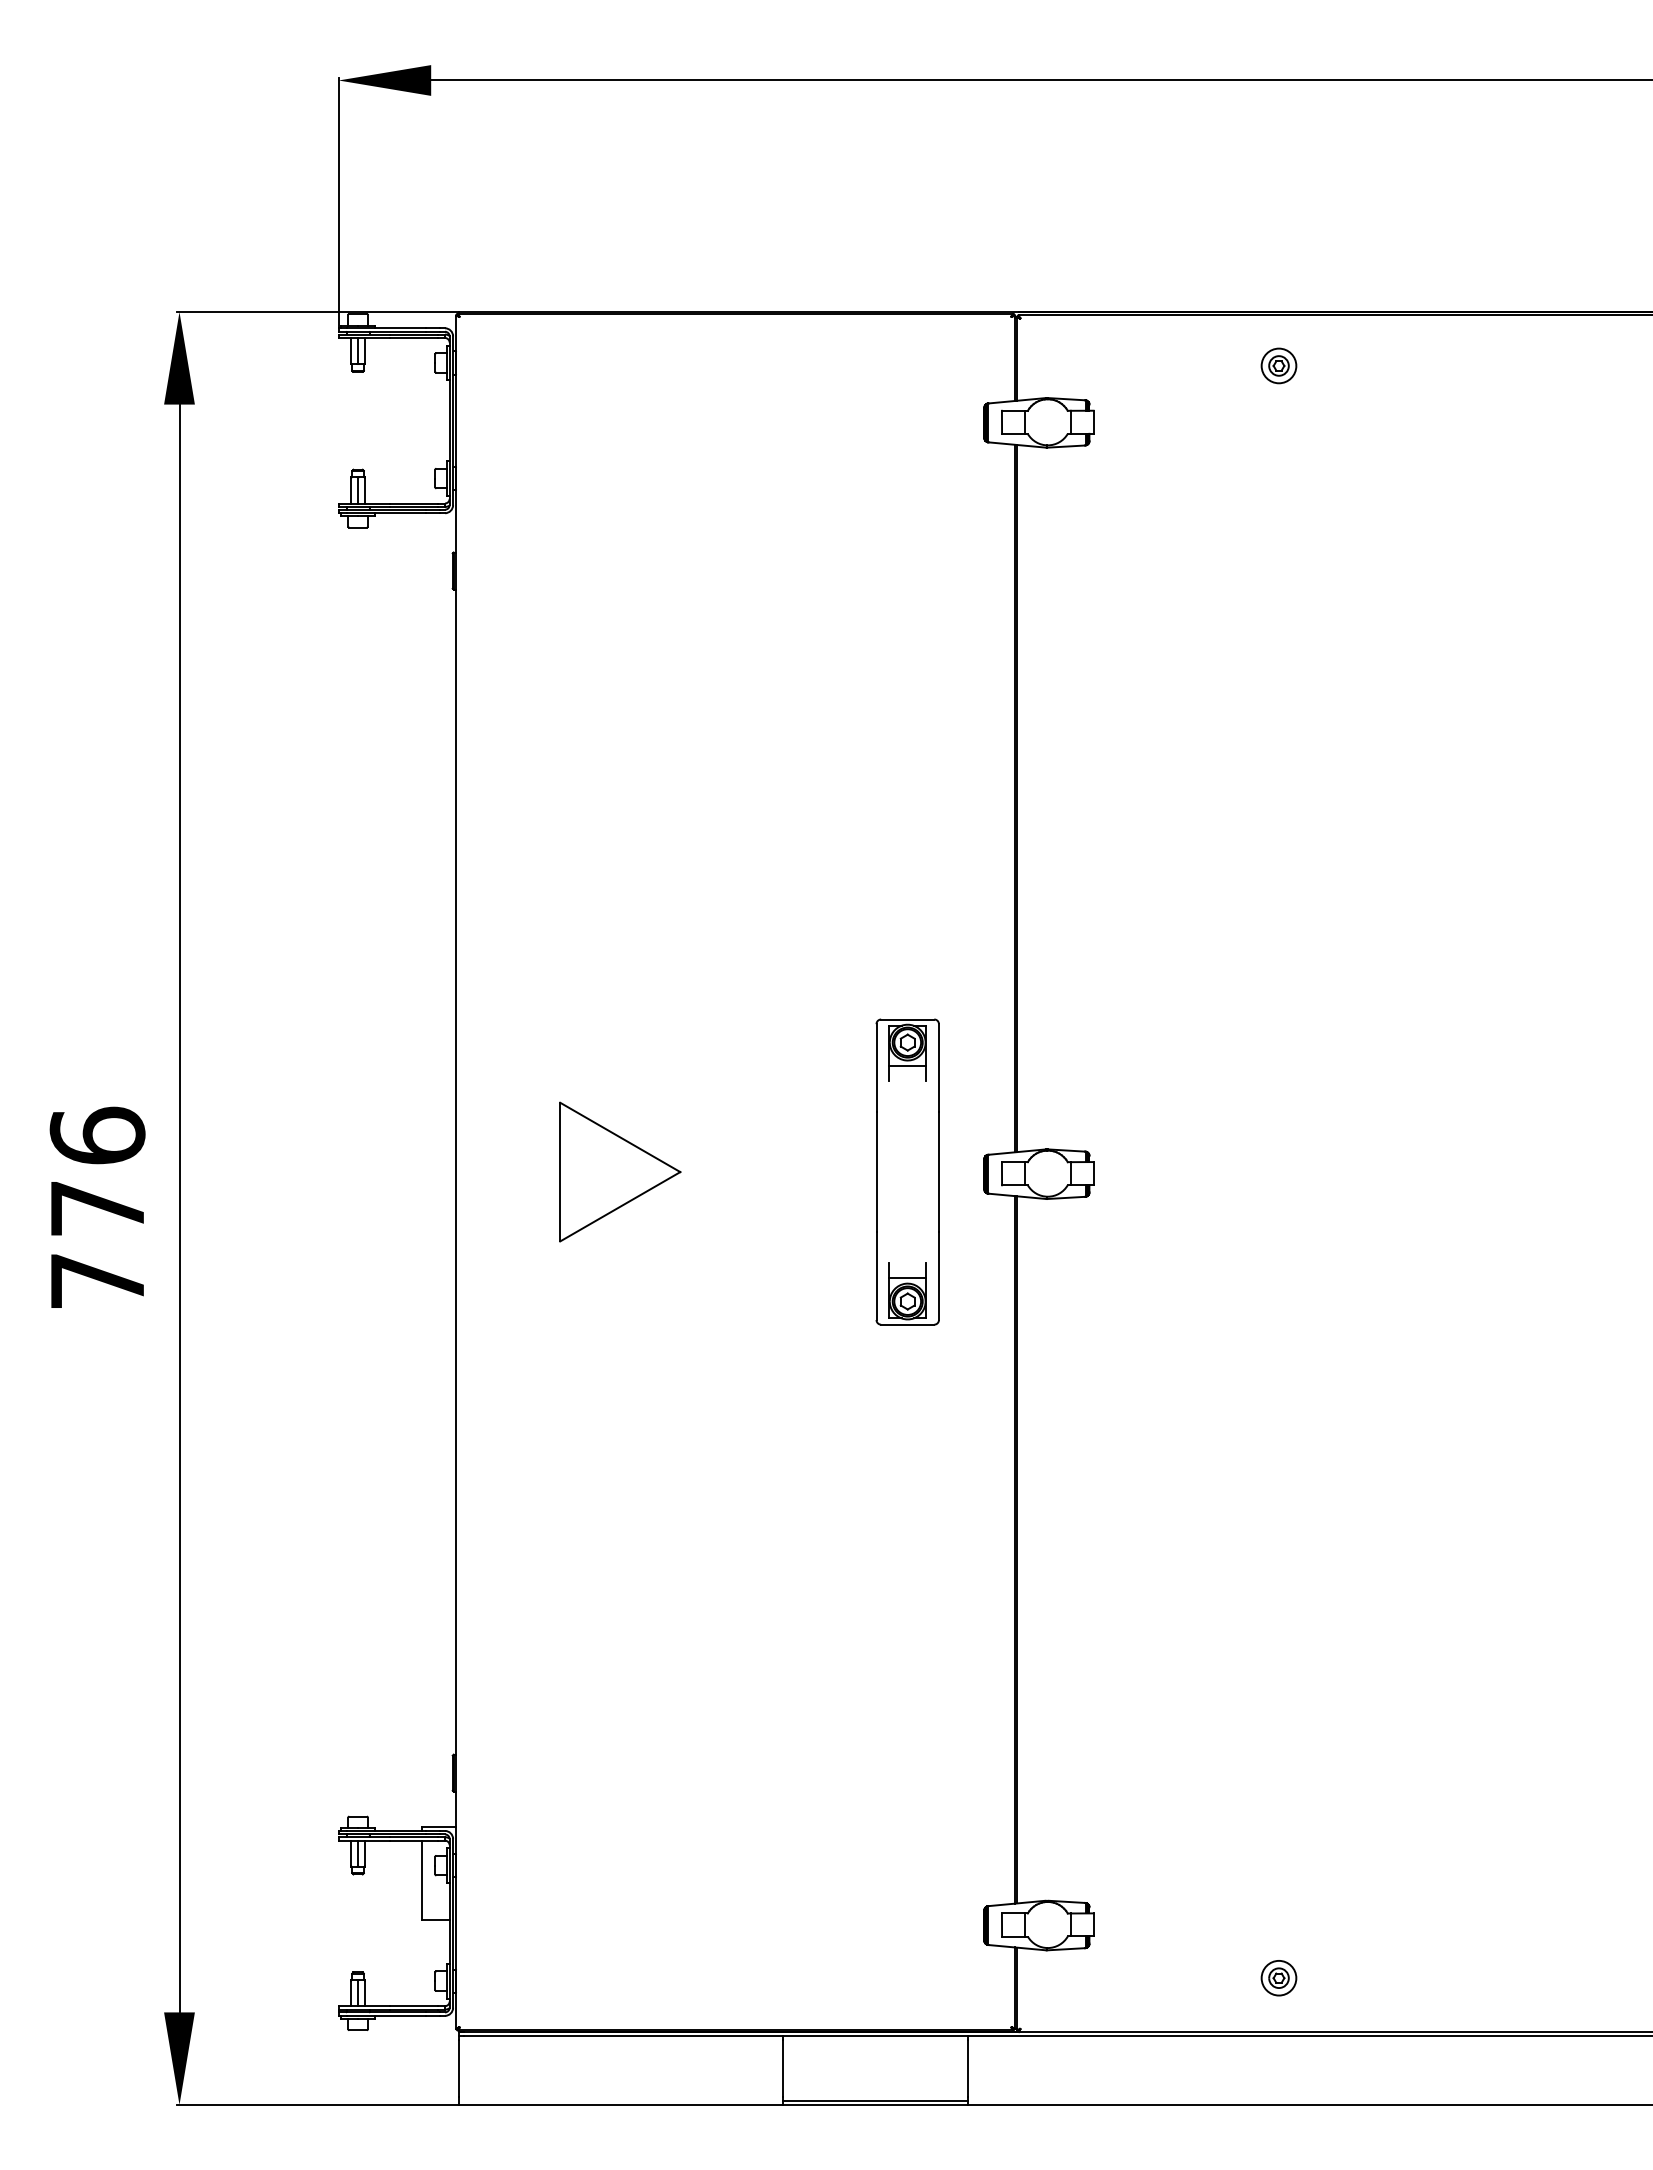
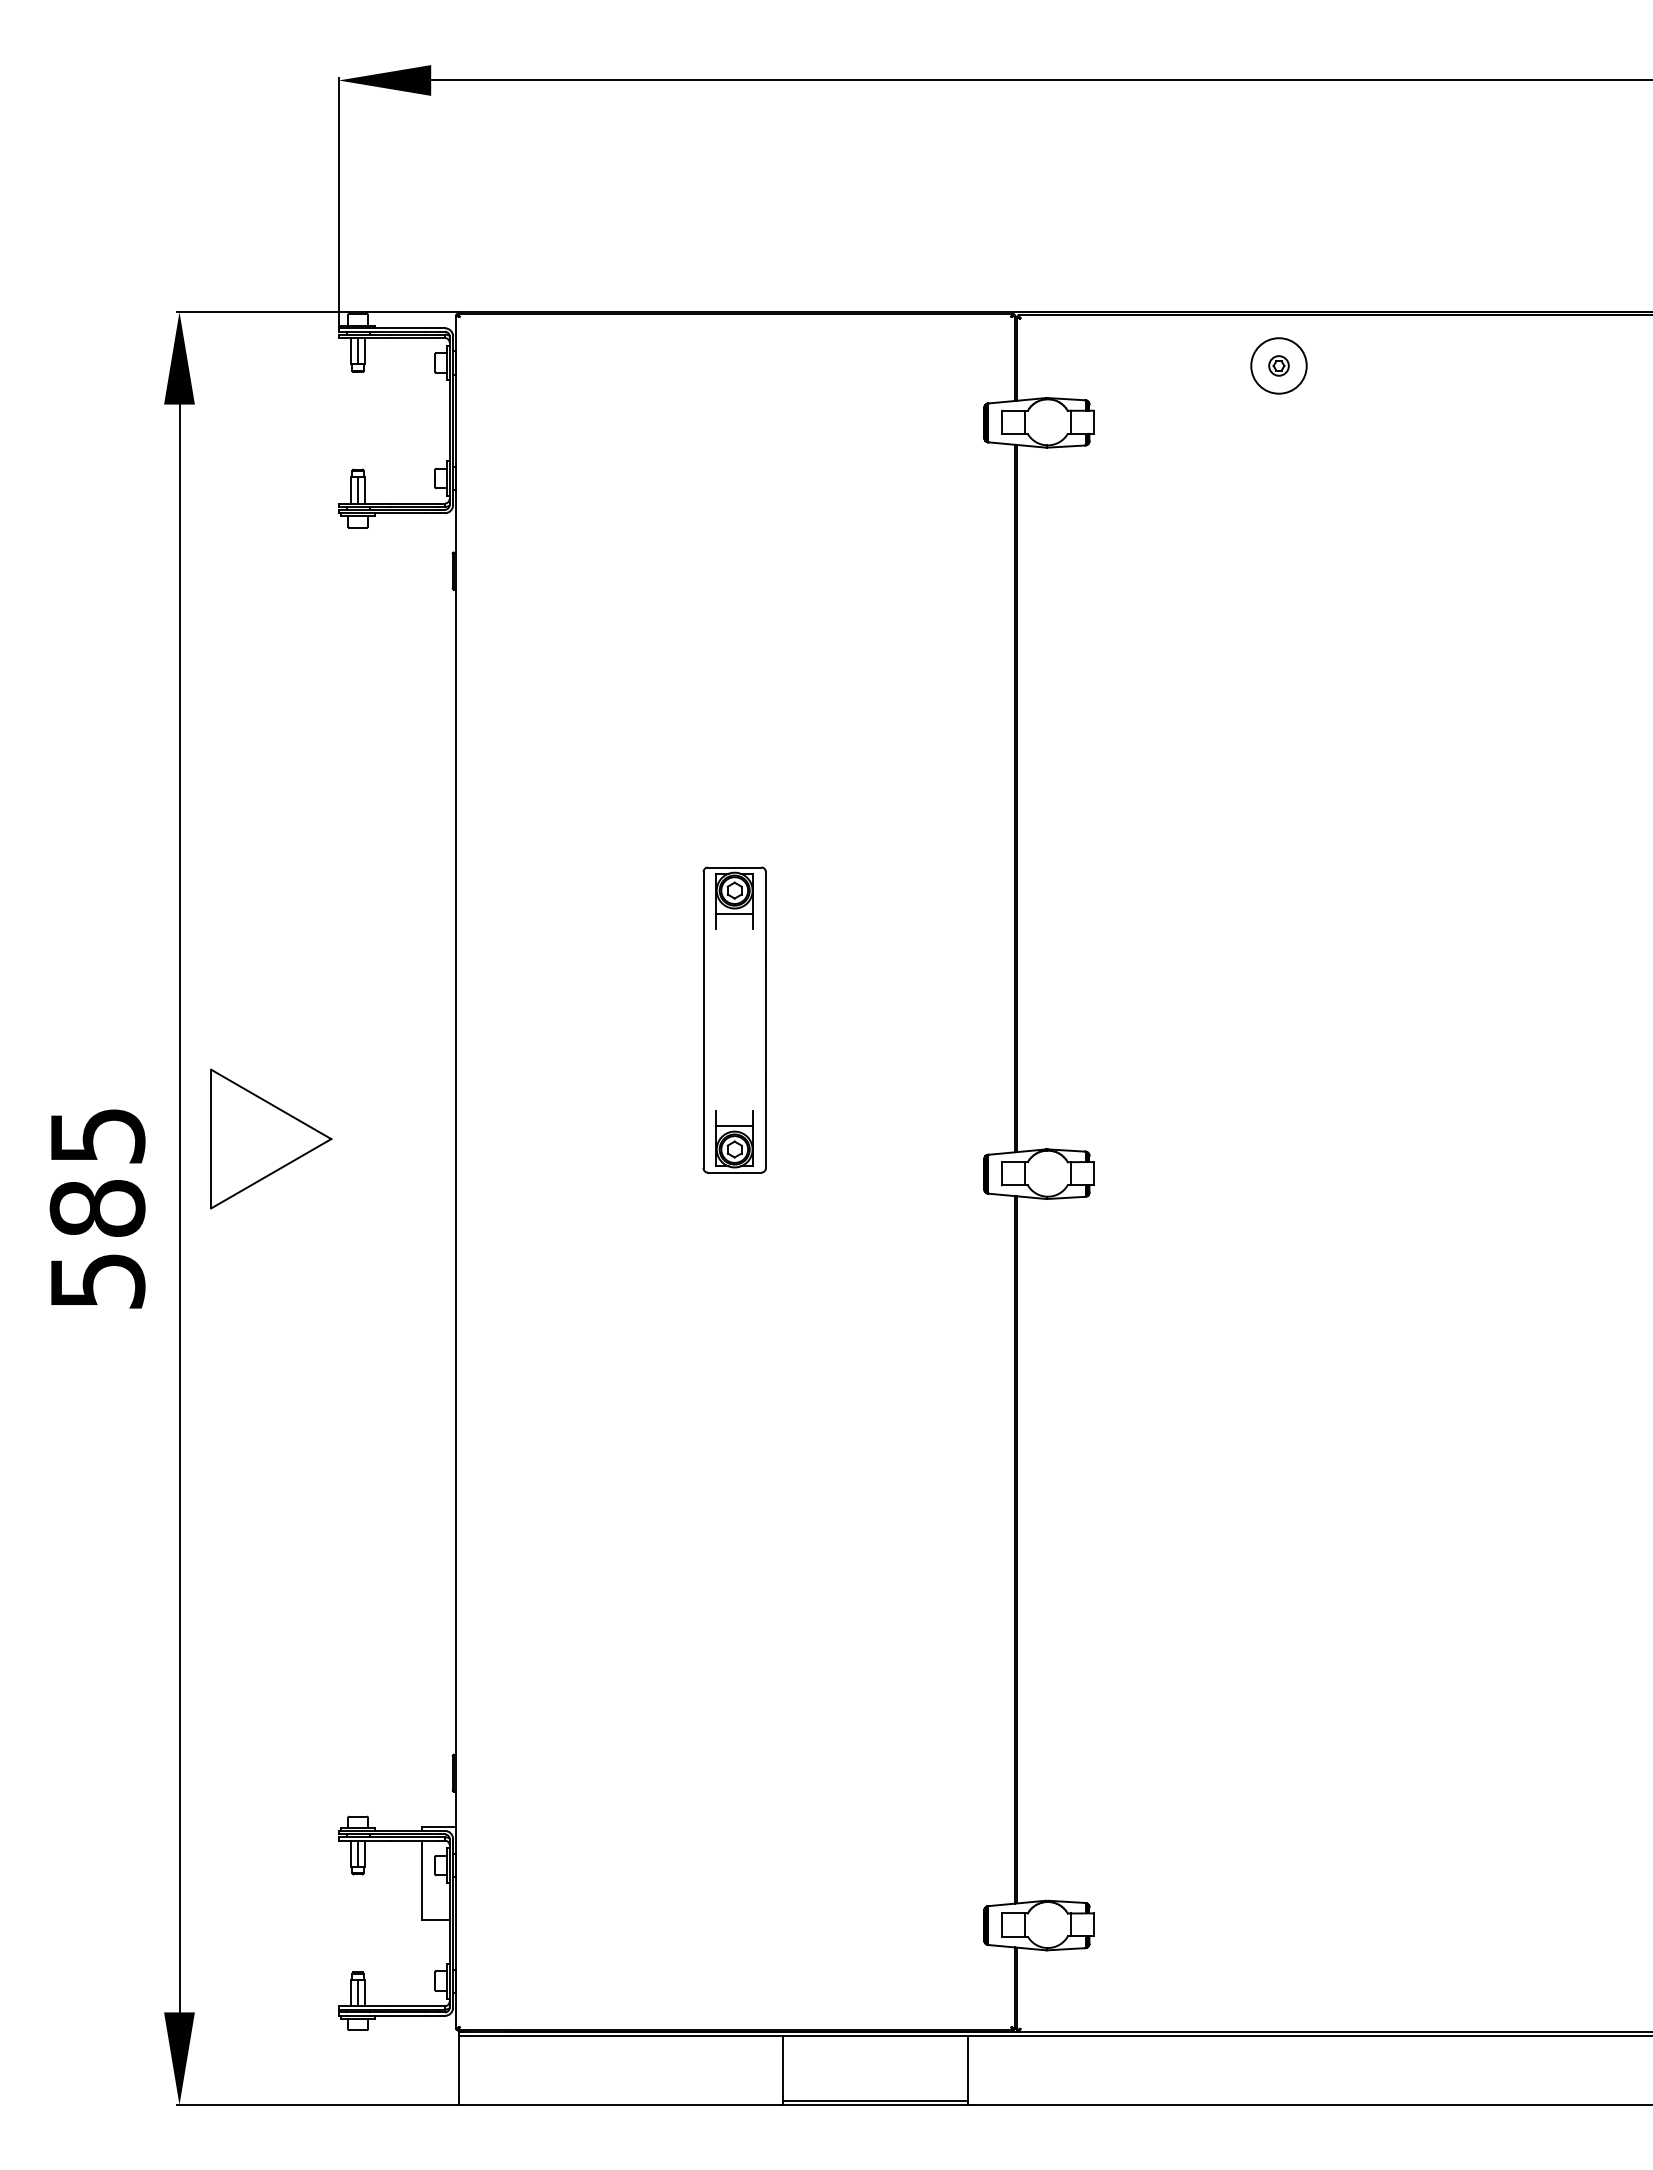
circle diameter: 35 px -> 55 px (1278, 365)
part position: (620, 1171) -> (271, 1138) (271, 1138)
part position: (907, 1171) -> (734, 1019) (734, 1019)
text: 776 -> 585 (97, 1207)
part: present -> none (1278, 1978)
